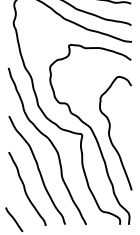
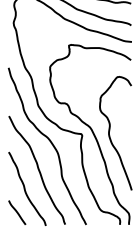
line position: (14, 219) -> (17, 212) (17, 212)
